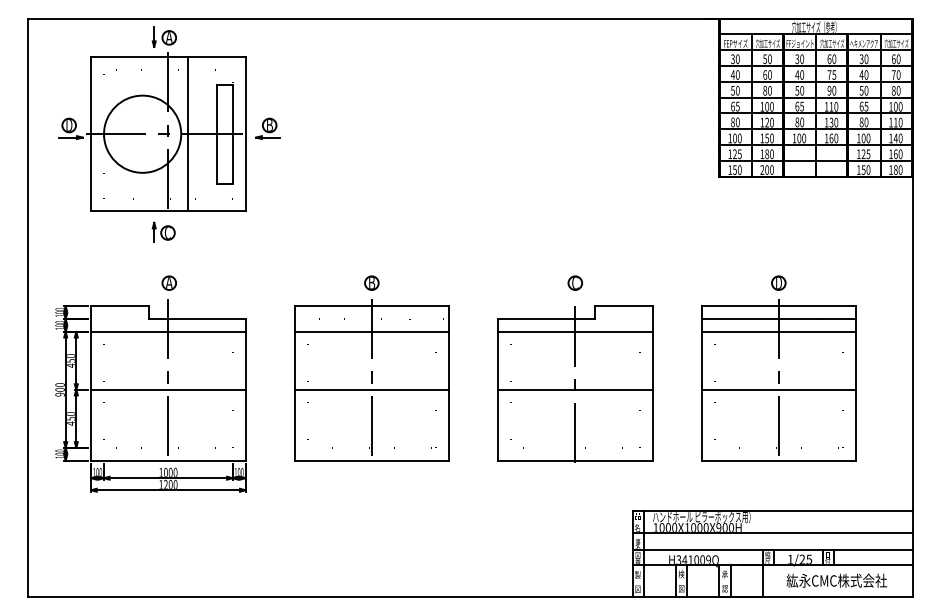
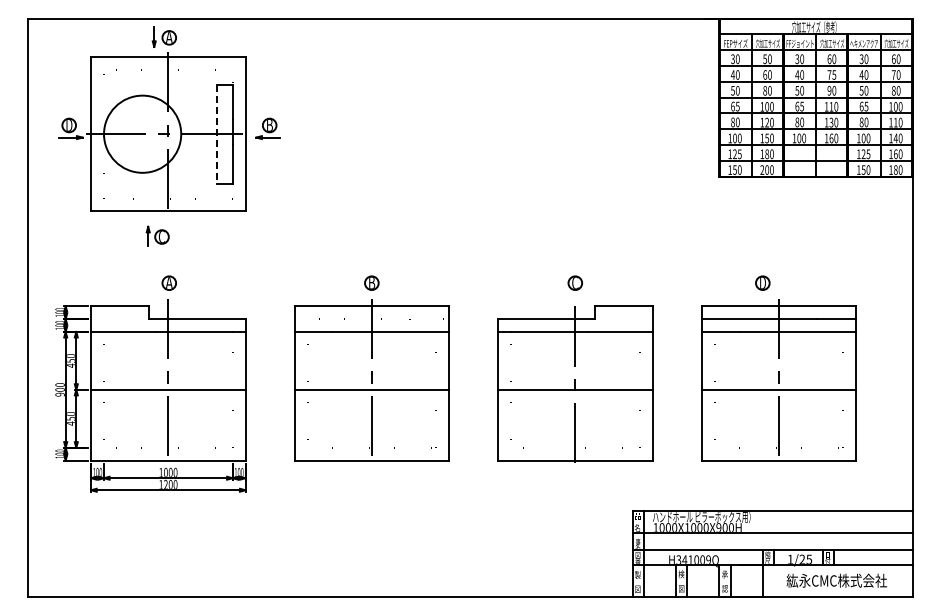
line: present -> none (187, 134)
line: solid -> dashed (217, 134)
part position: (163, 231) -> (157, 235) (157, 235)
part position: (778, 282) -> (762, 282) (762, 282)
